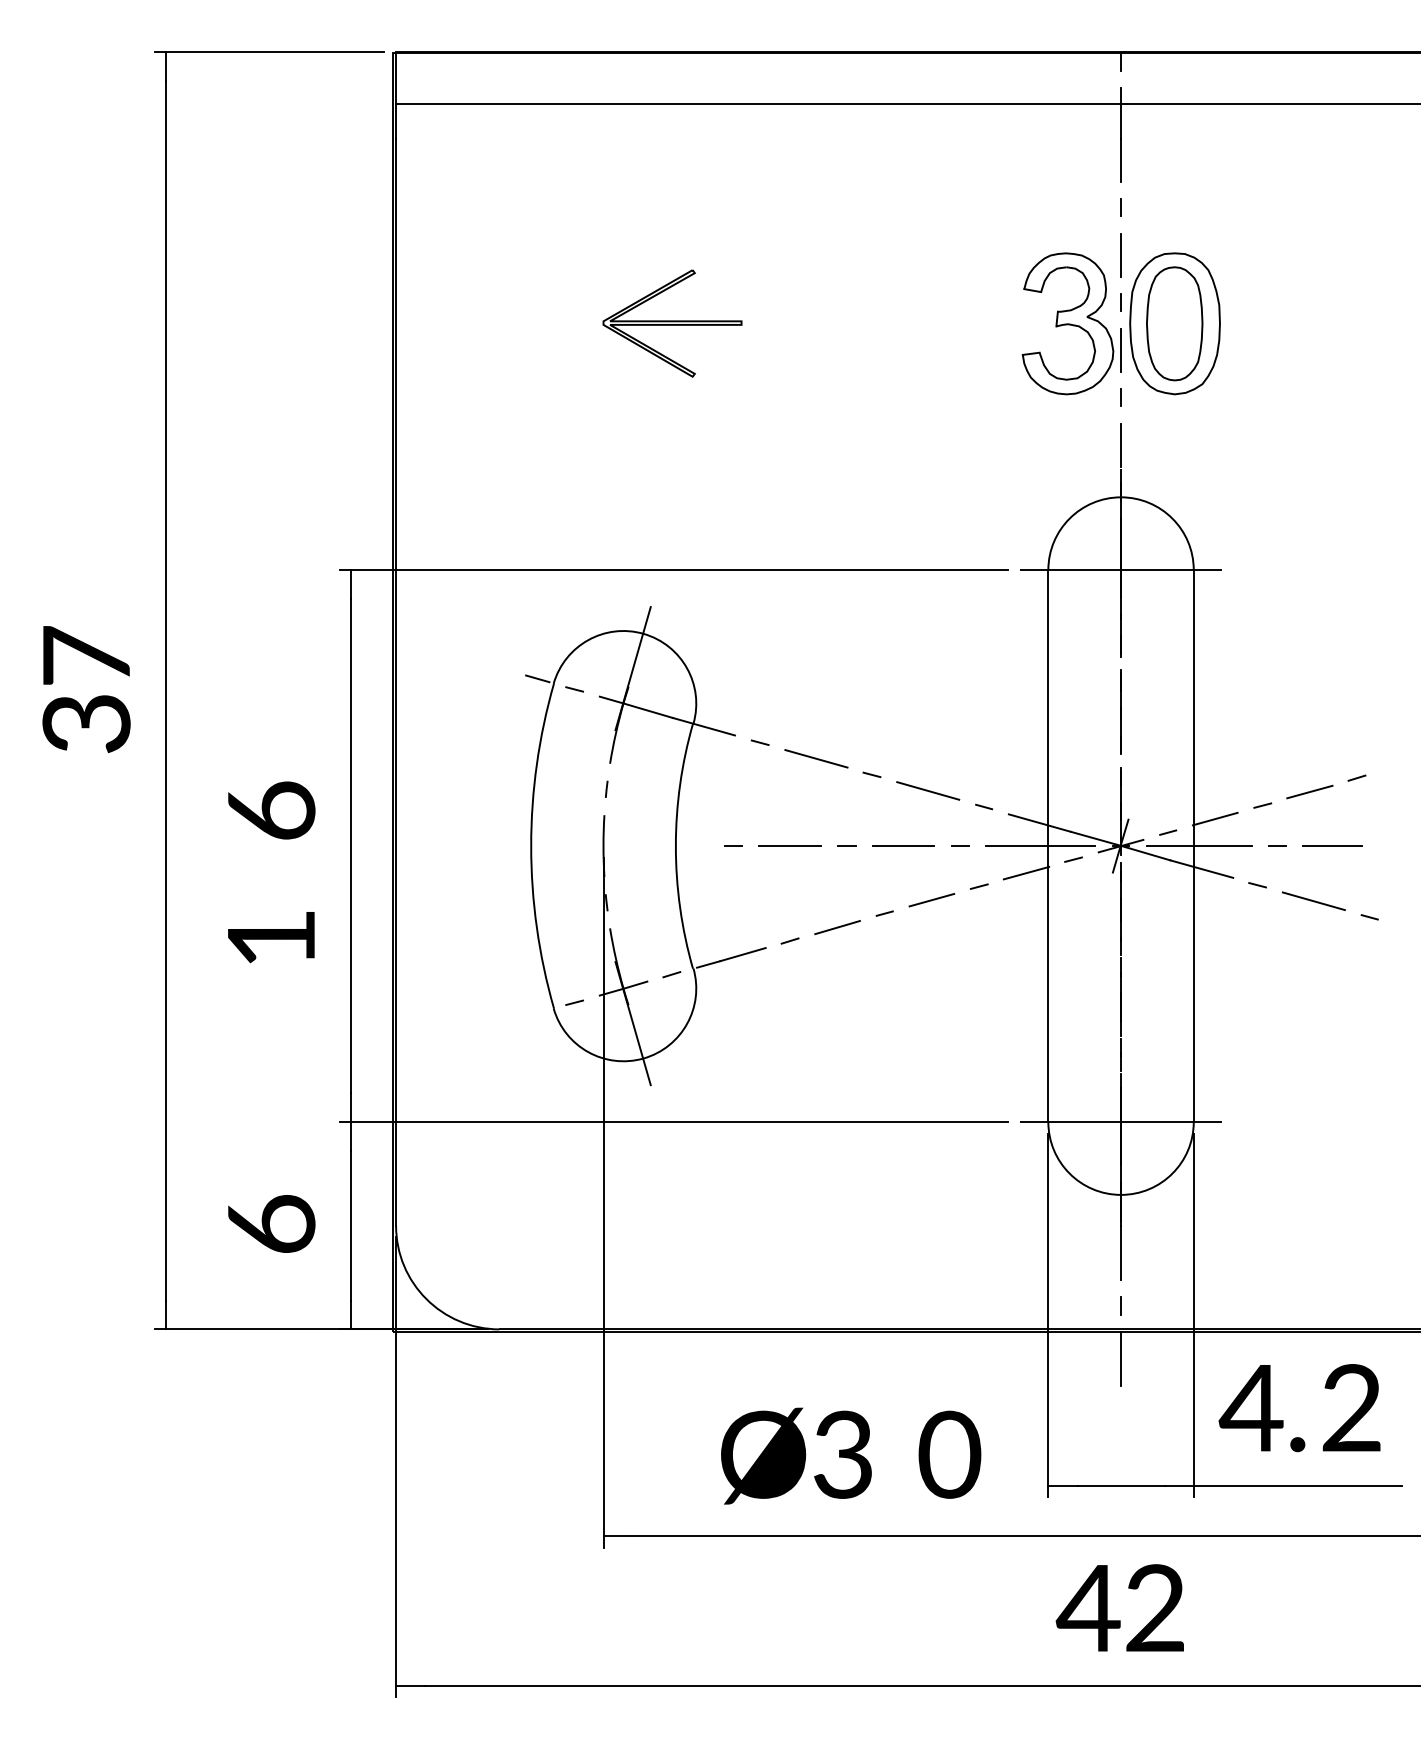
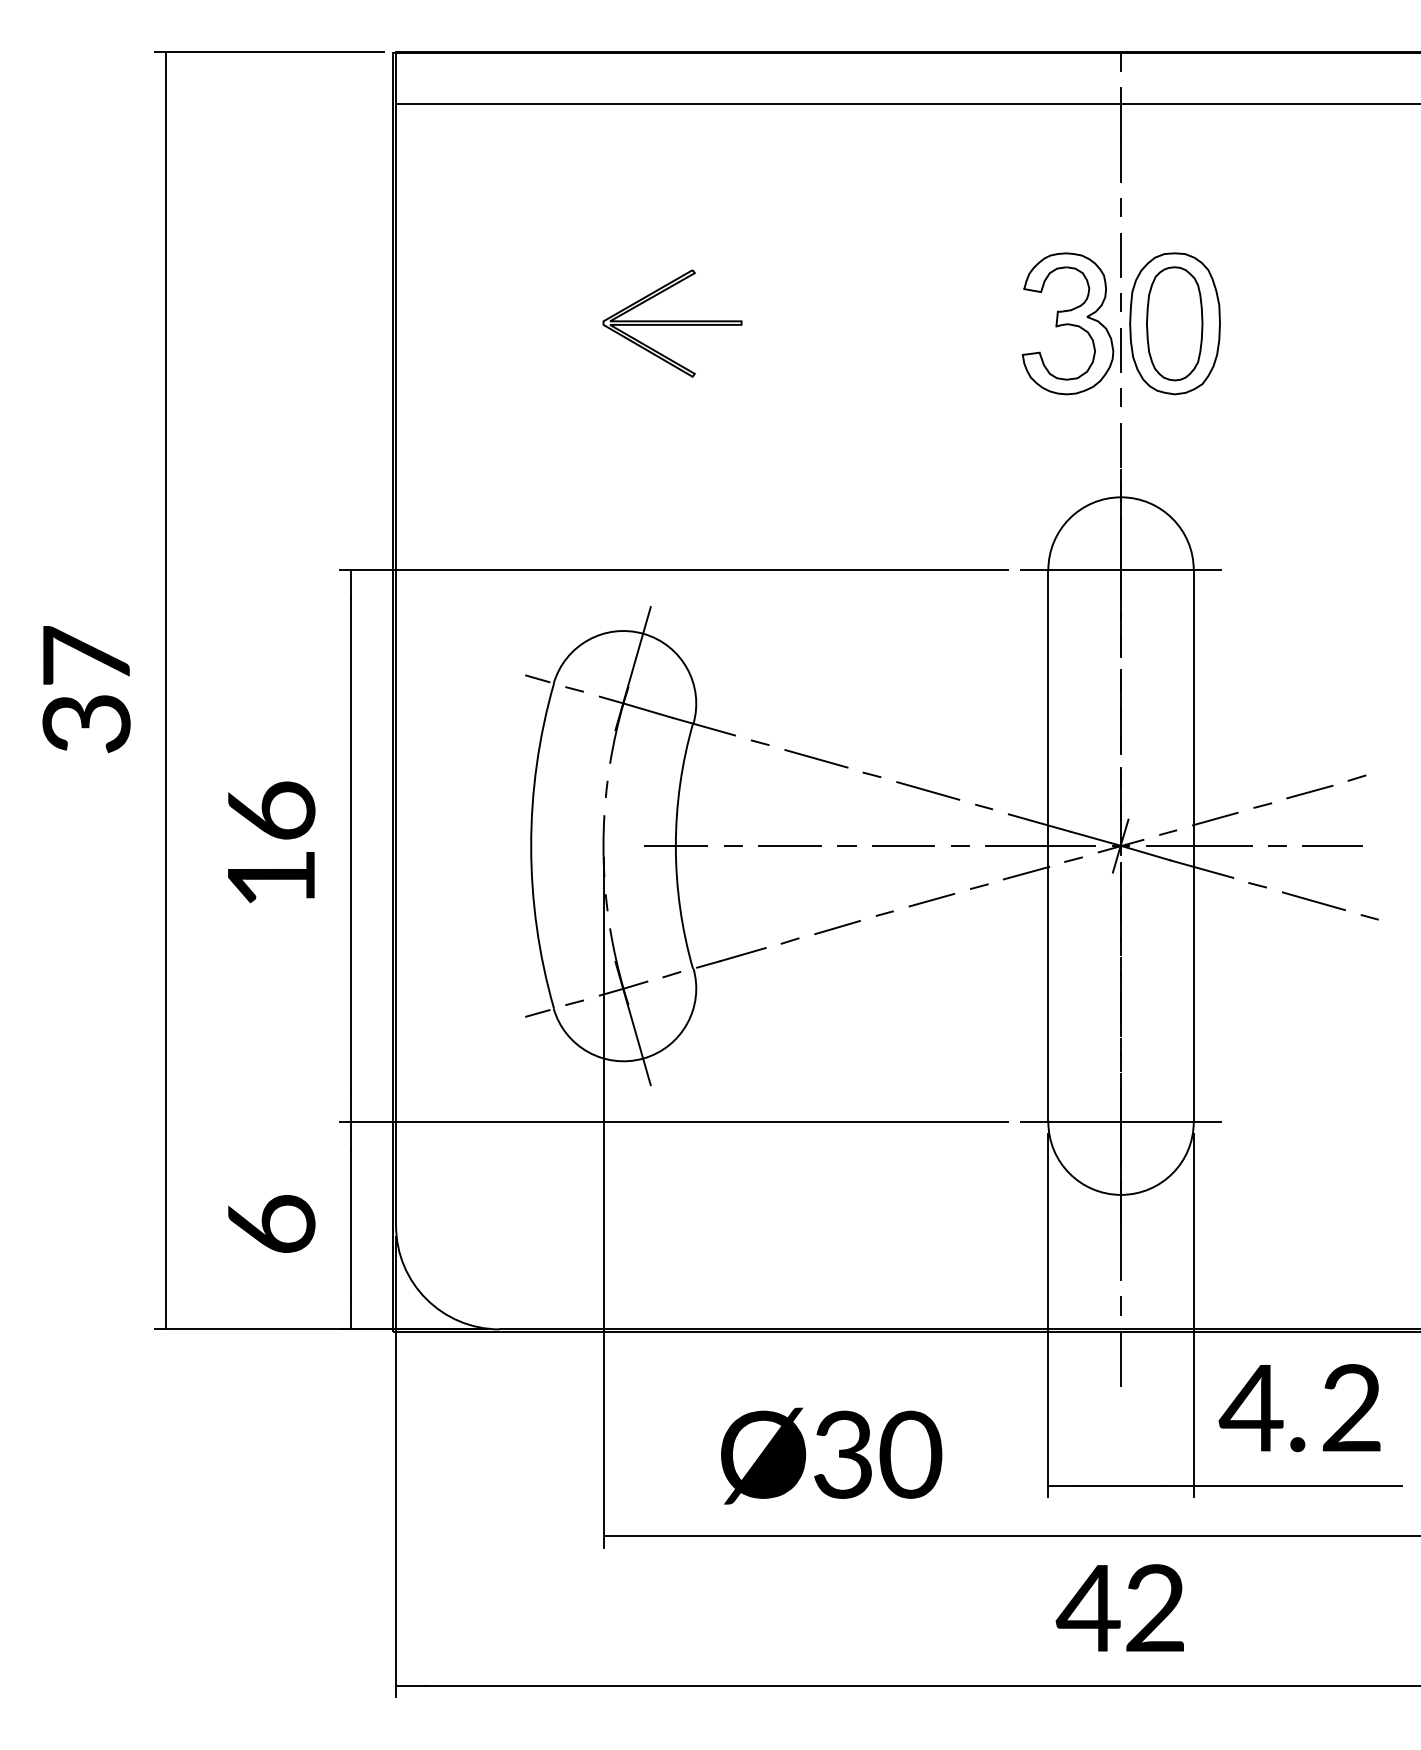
line: none -> present (676, 845)
text position: (271, 937) -> (271, 877) (271, 877)
line: none -> present (537, 1013)
text position: (949, 1454) -> (910, 1454) (910, 1454)
